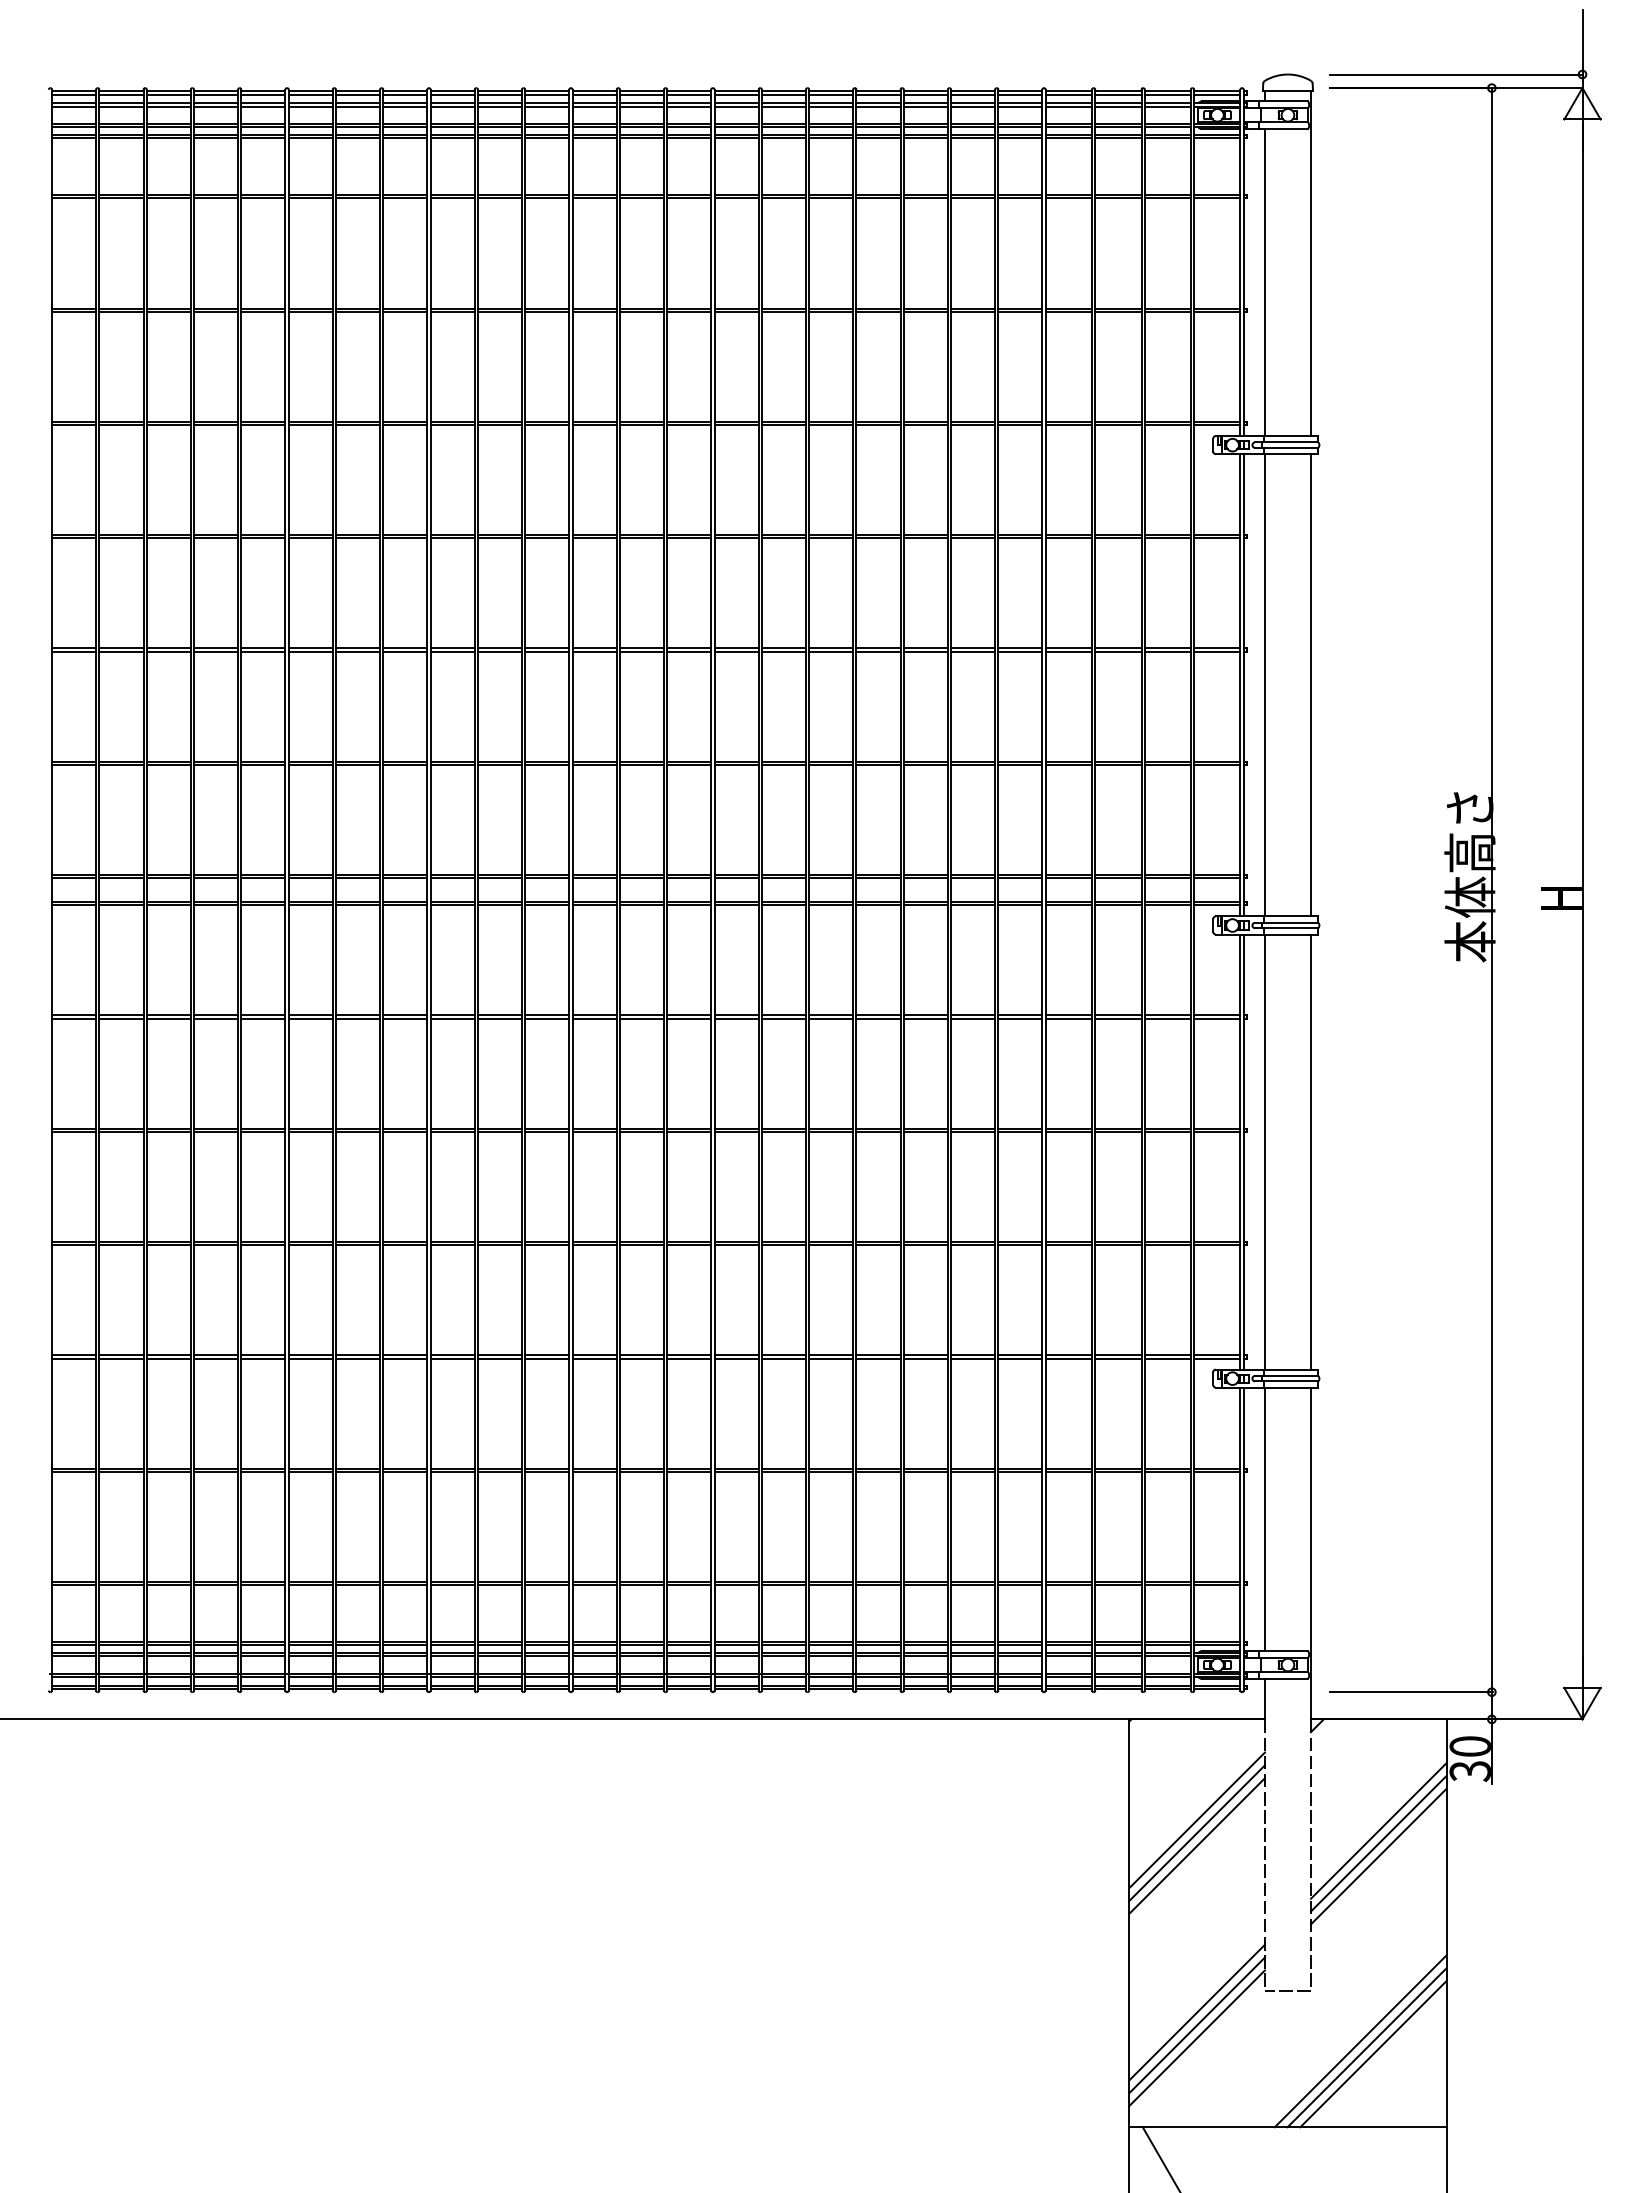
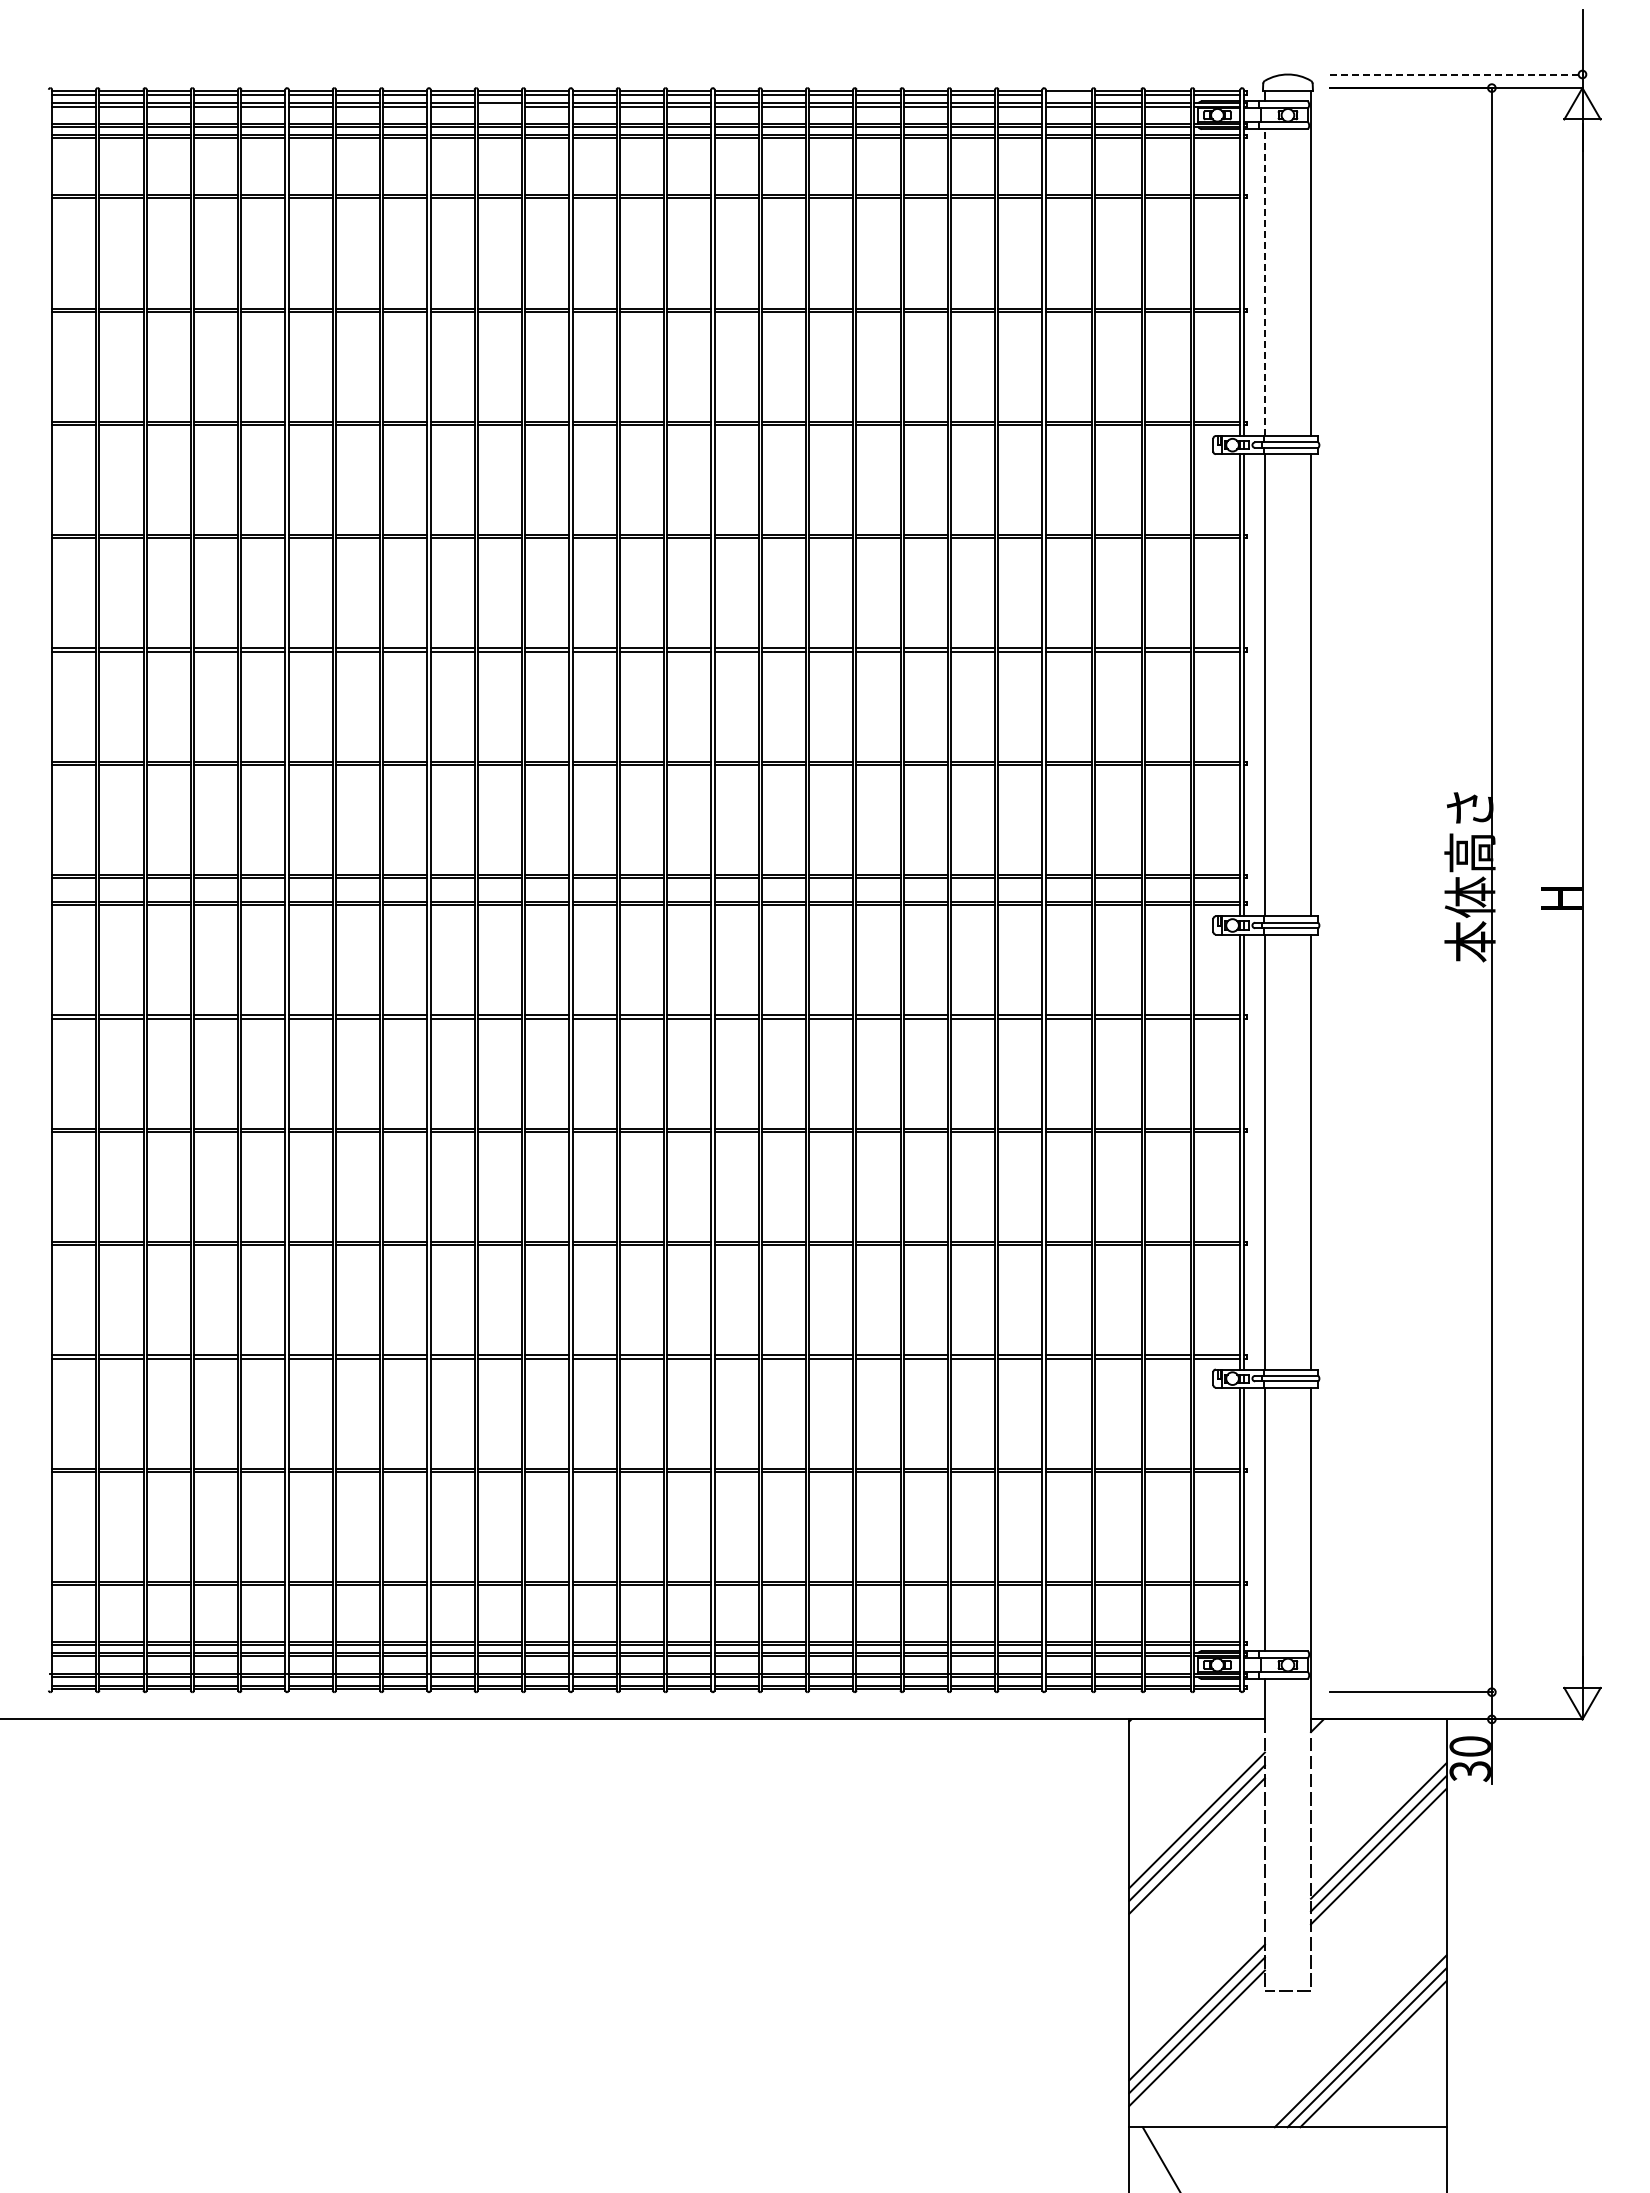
line: solid -> dashed (1456, 74)
line: present -> none (1068, 94)
line: present -> none (499, 106)
line: solid -> dashed (1264, 282)
